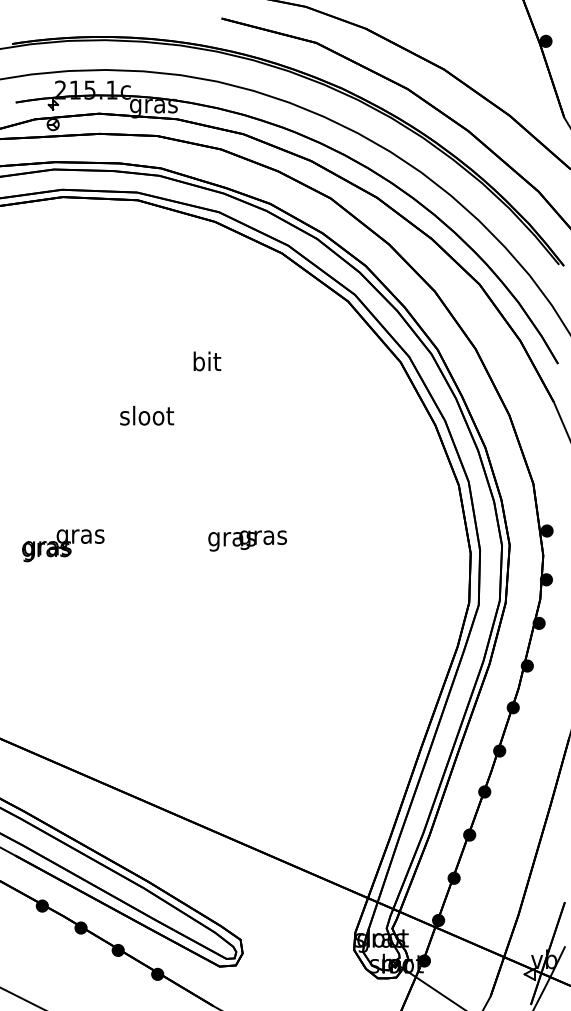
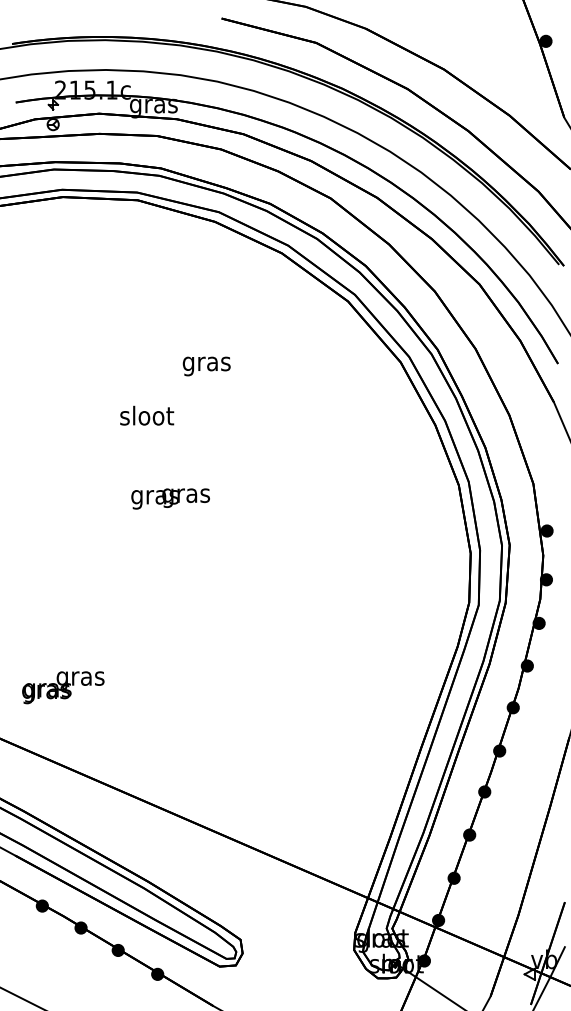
text: bit -> gras (206, 363)
text position: (247, 540) -> (170, 498) (170, 498)
text position: (63, 545) -> (63, 687) (63, 687)
